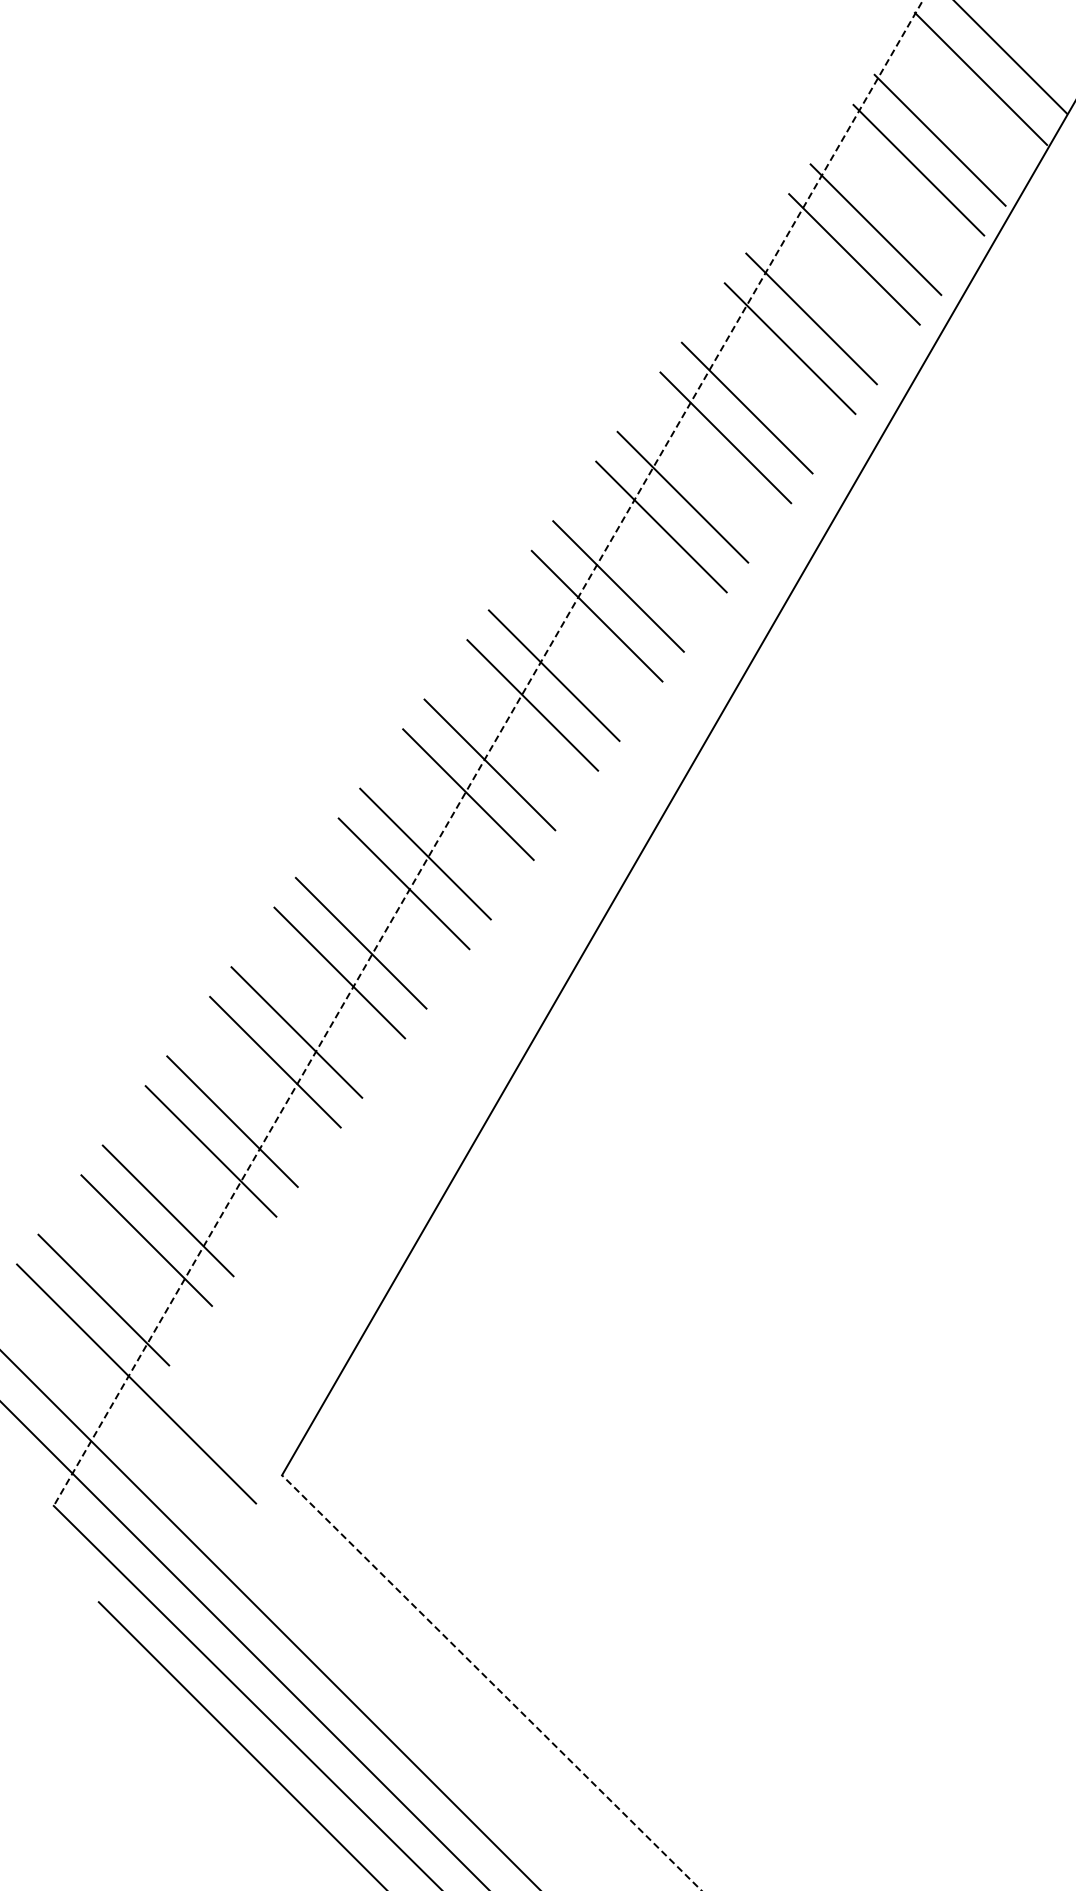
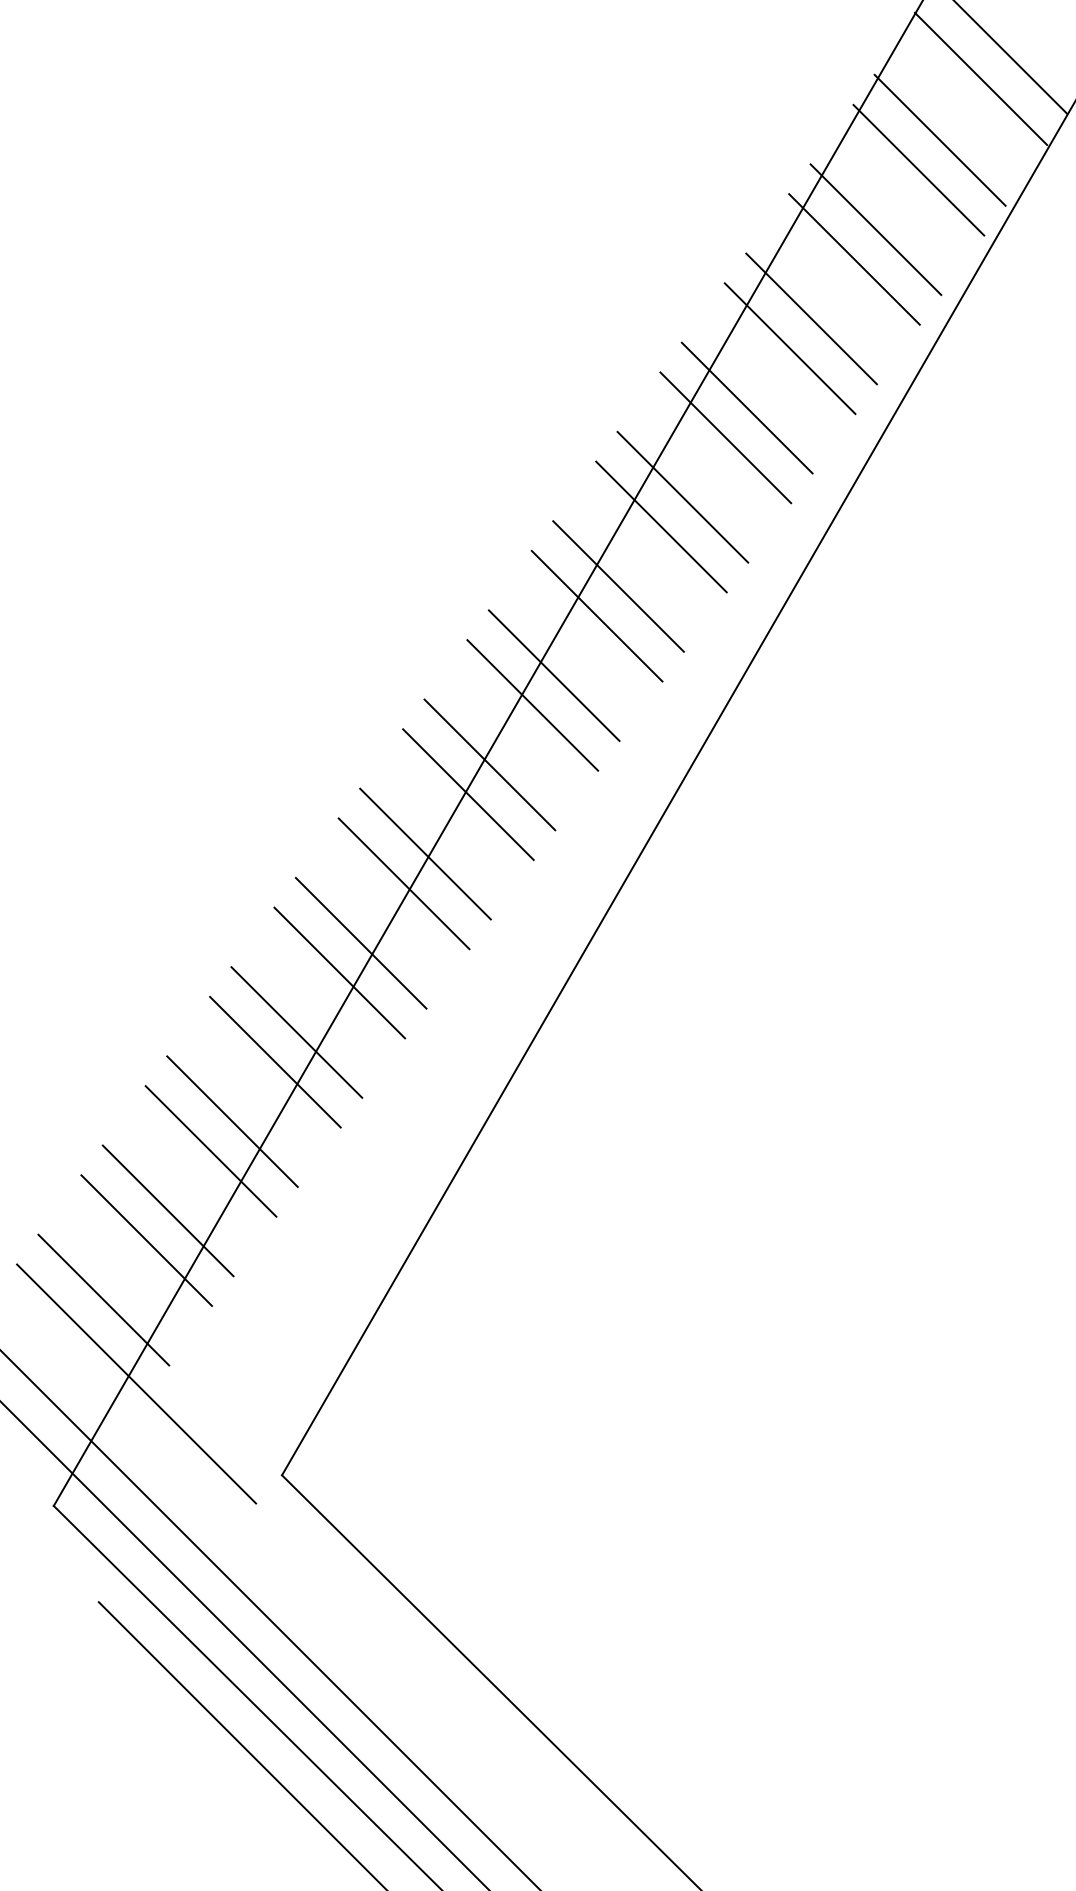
line: dashed -> solid (488, 753)
line: dashed -> solid (491, 1682)
